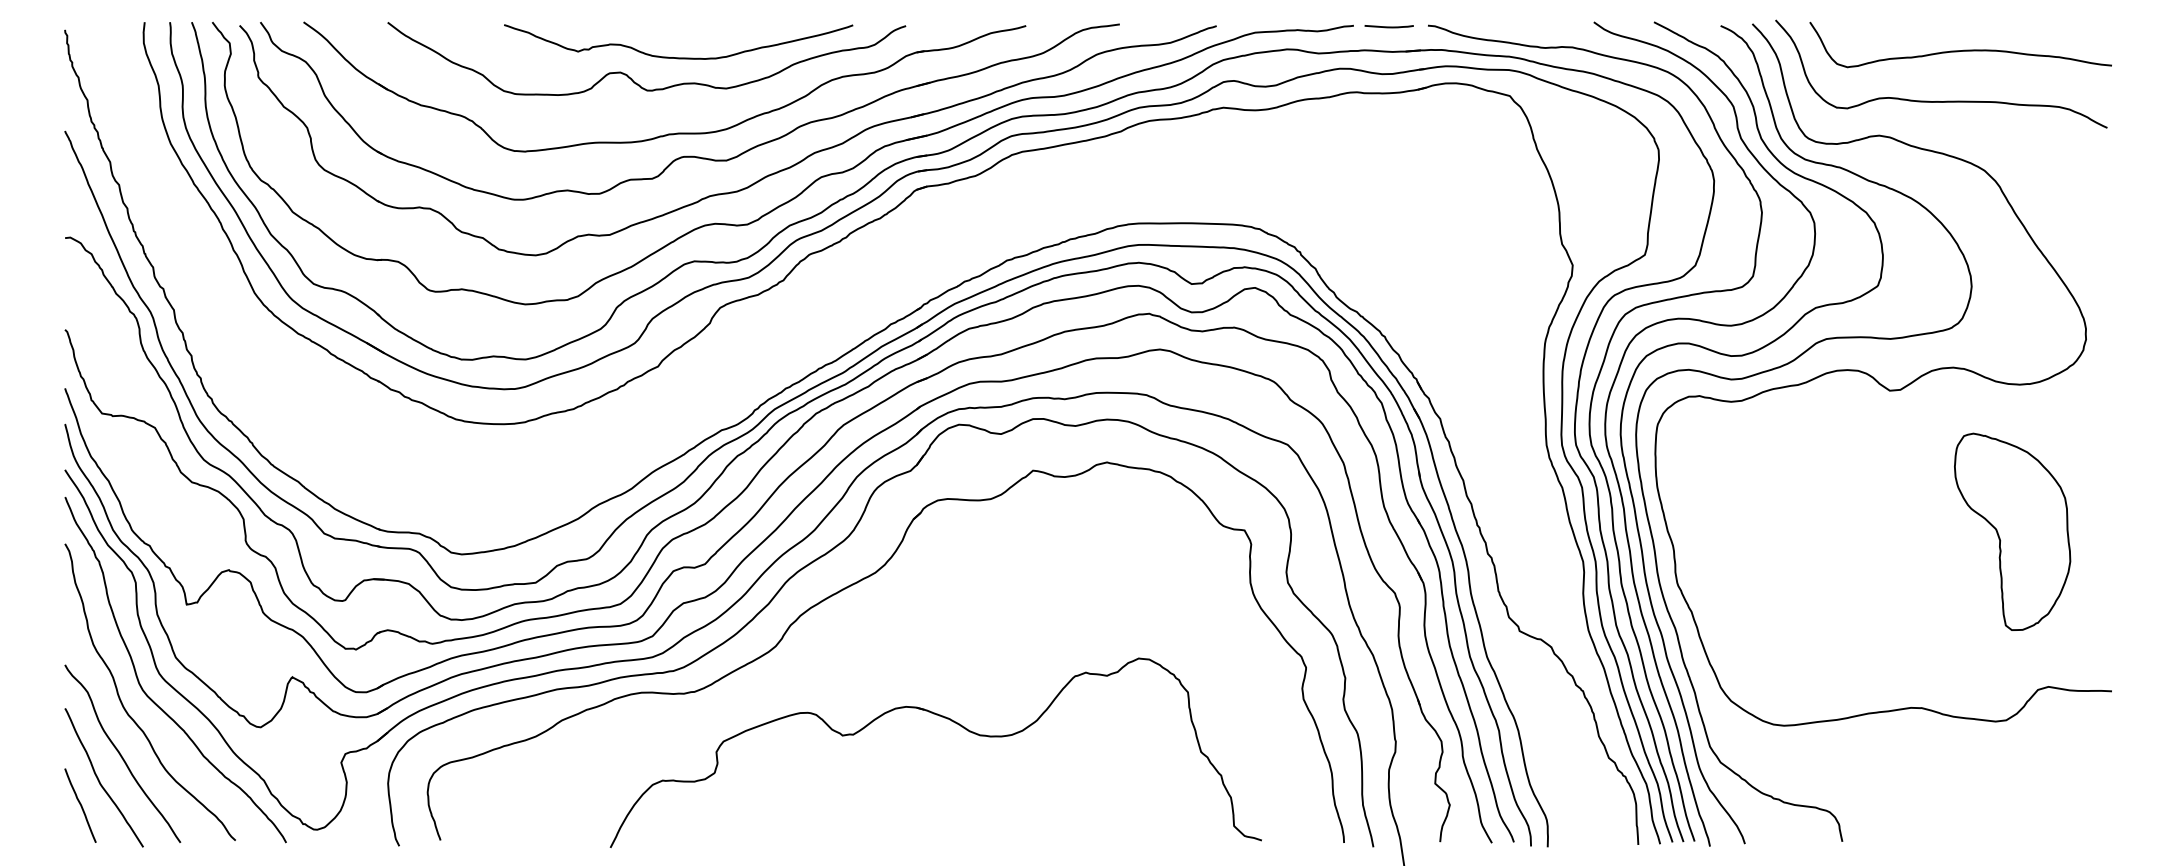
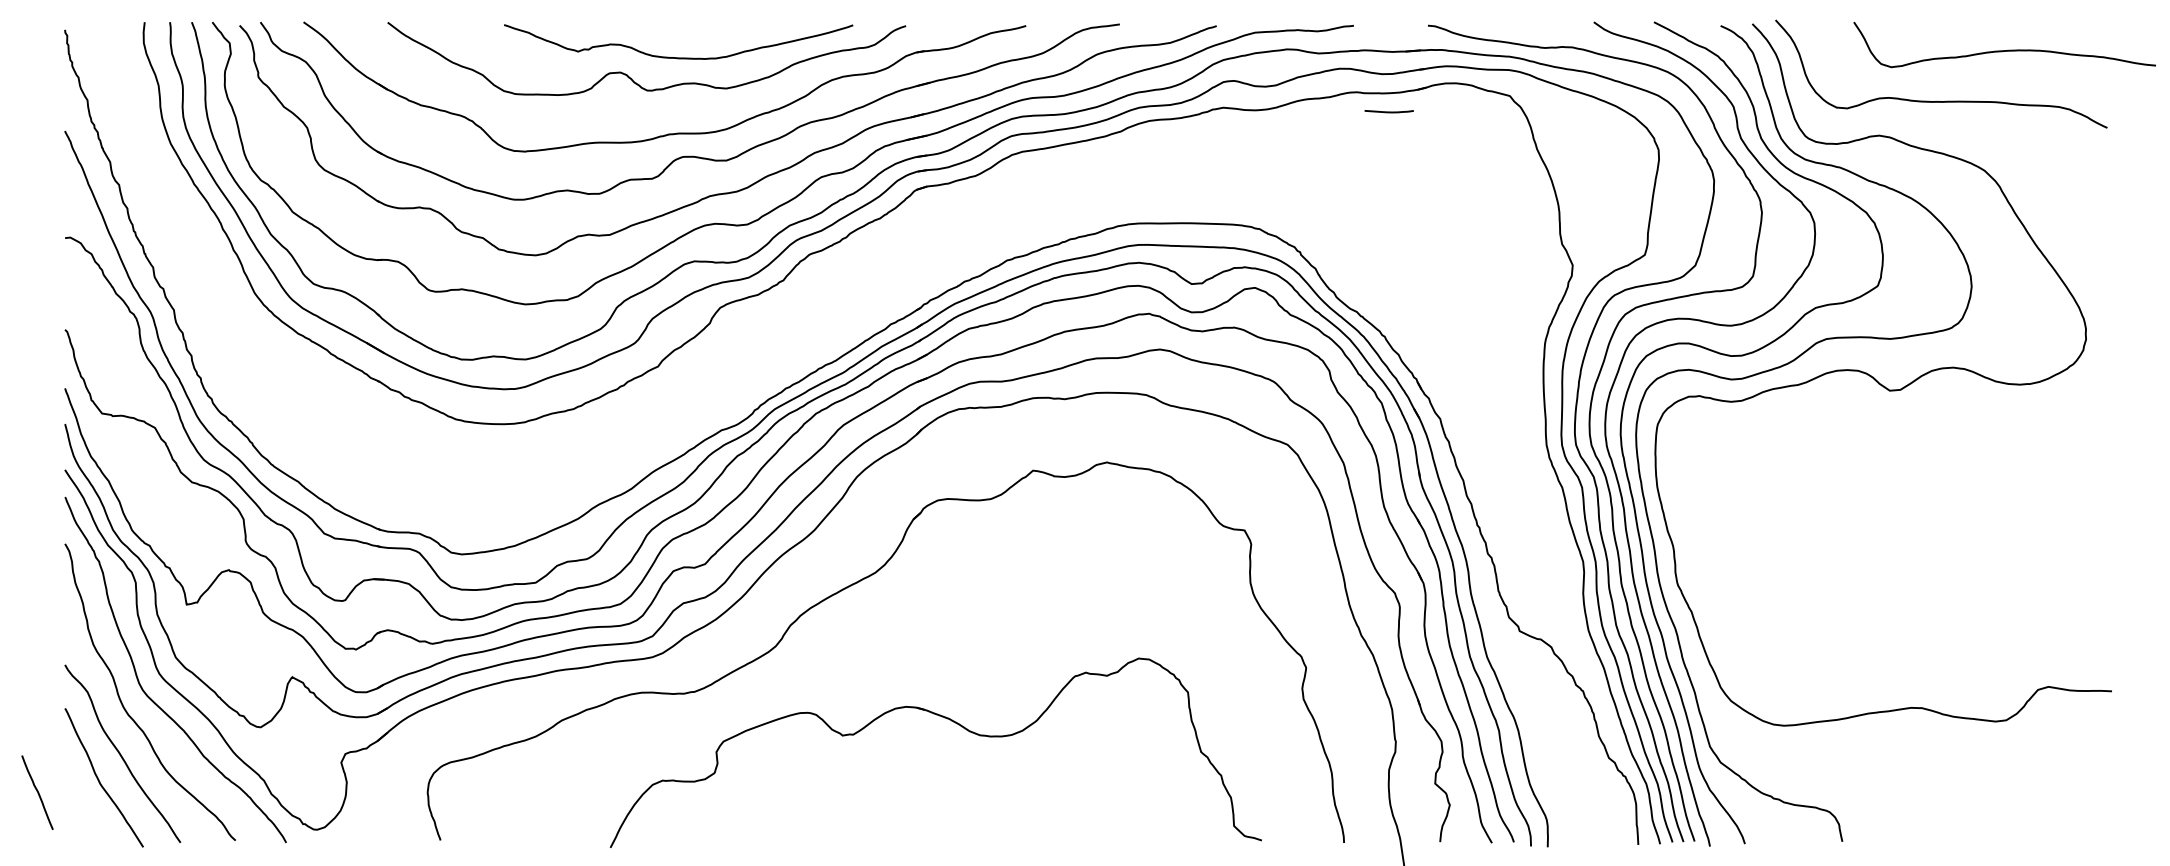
line position: (1388, 26) -> (1388, 111) (1388, 111)
curve position: (1963, 49) -> (2007, 49) (2007, 49)
part: present -> none (2012, 531)
part: present -> none (828, 553)
curve position: (80, 805) -> (37, 792) (37, 792)
